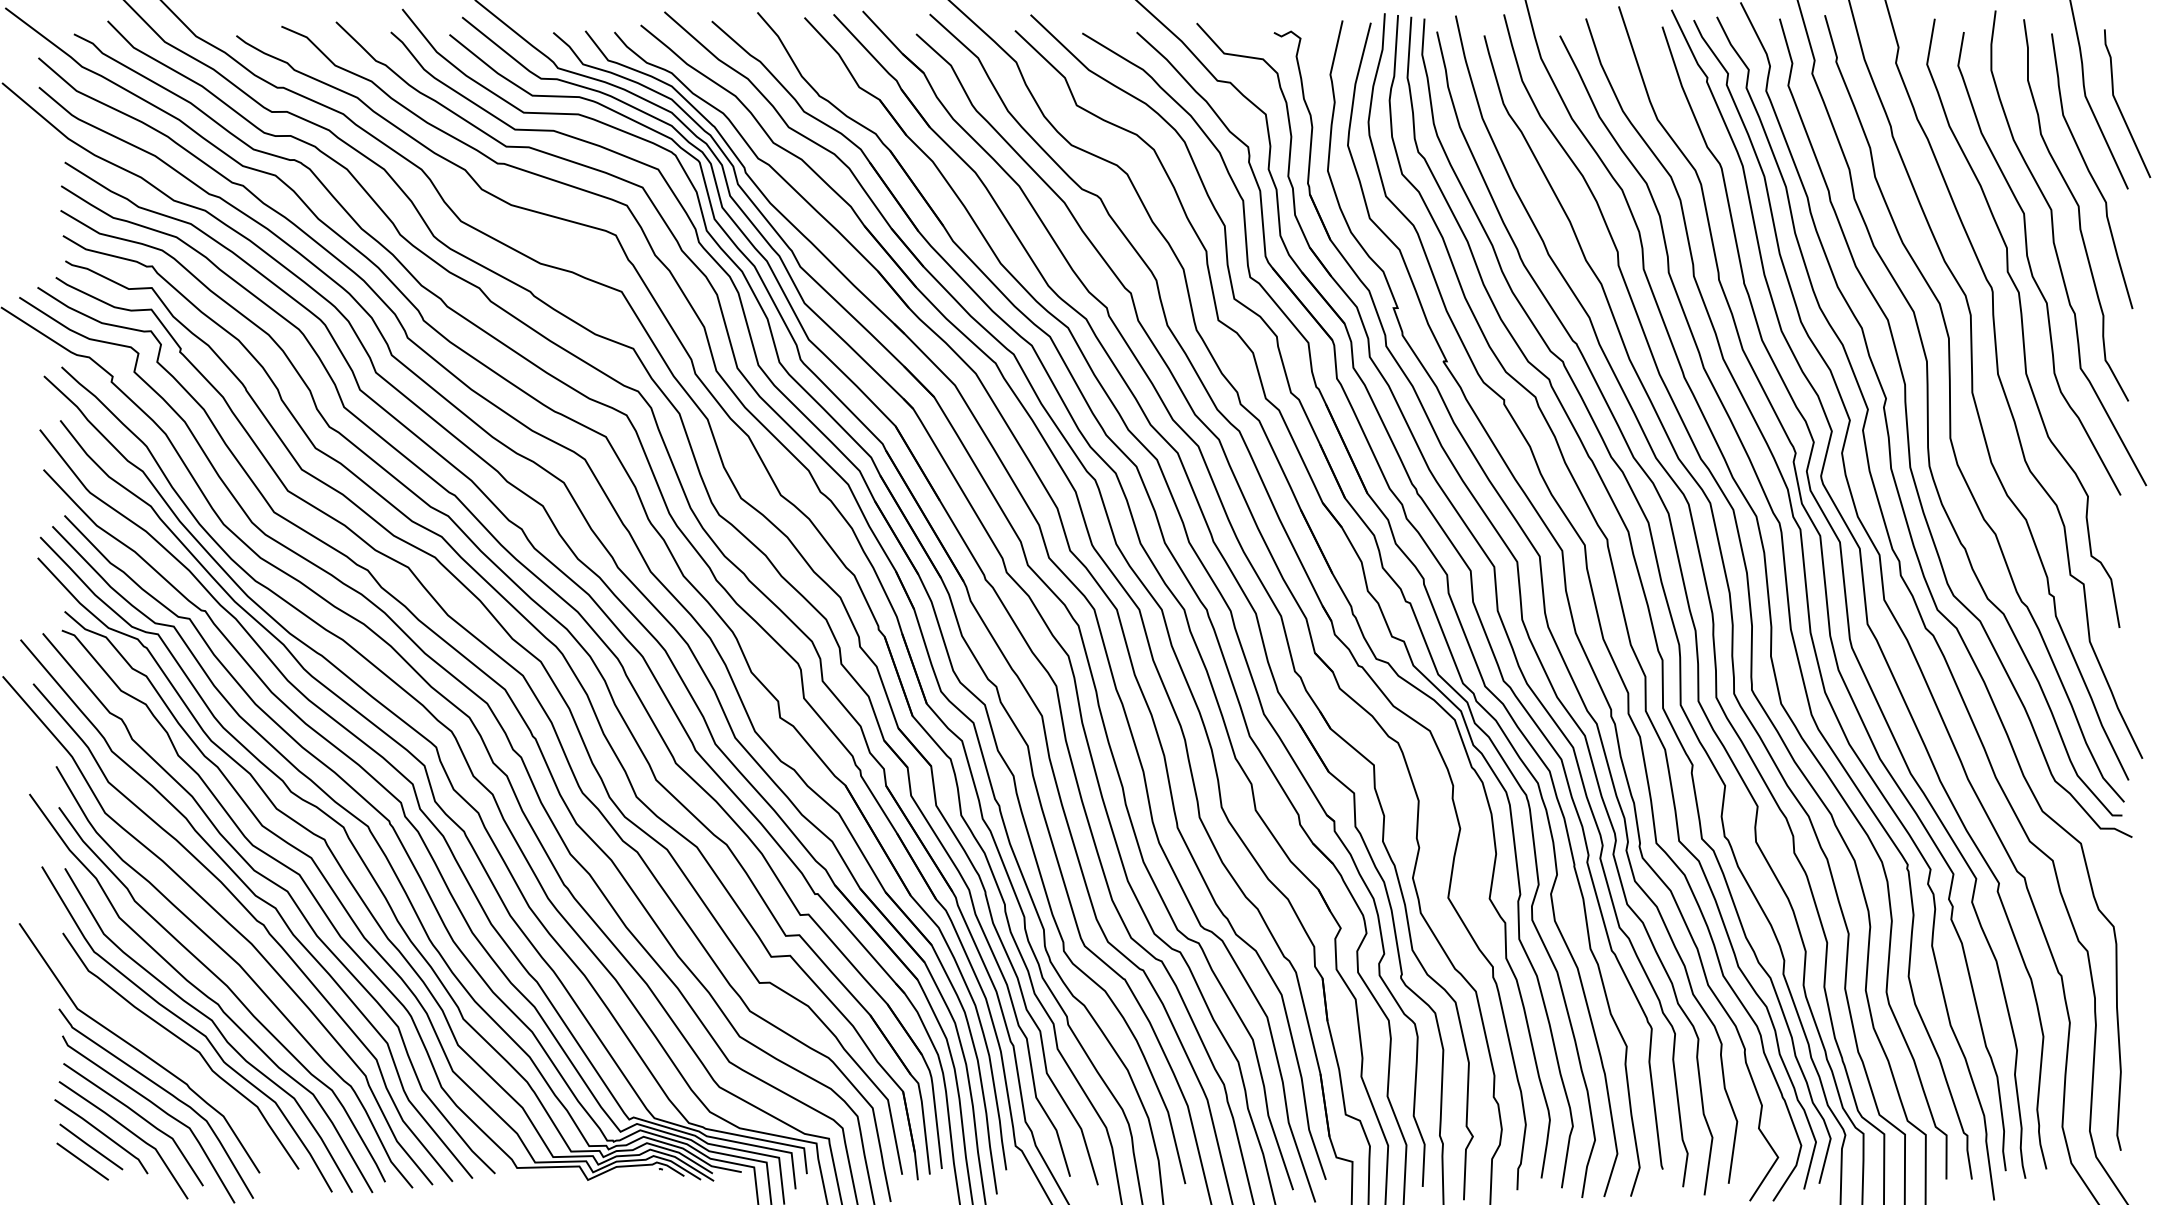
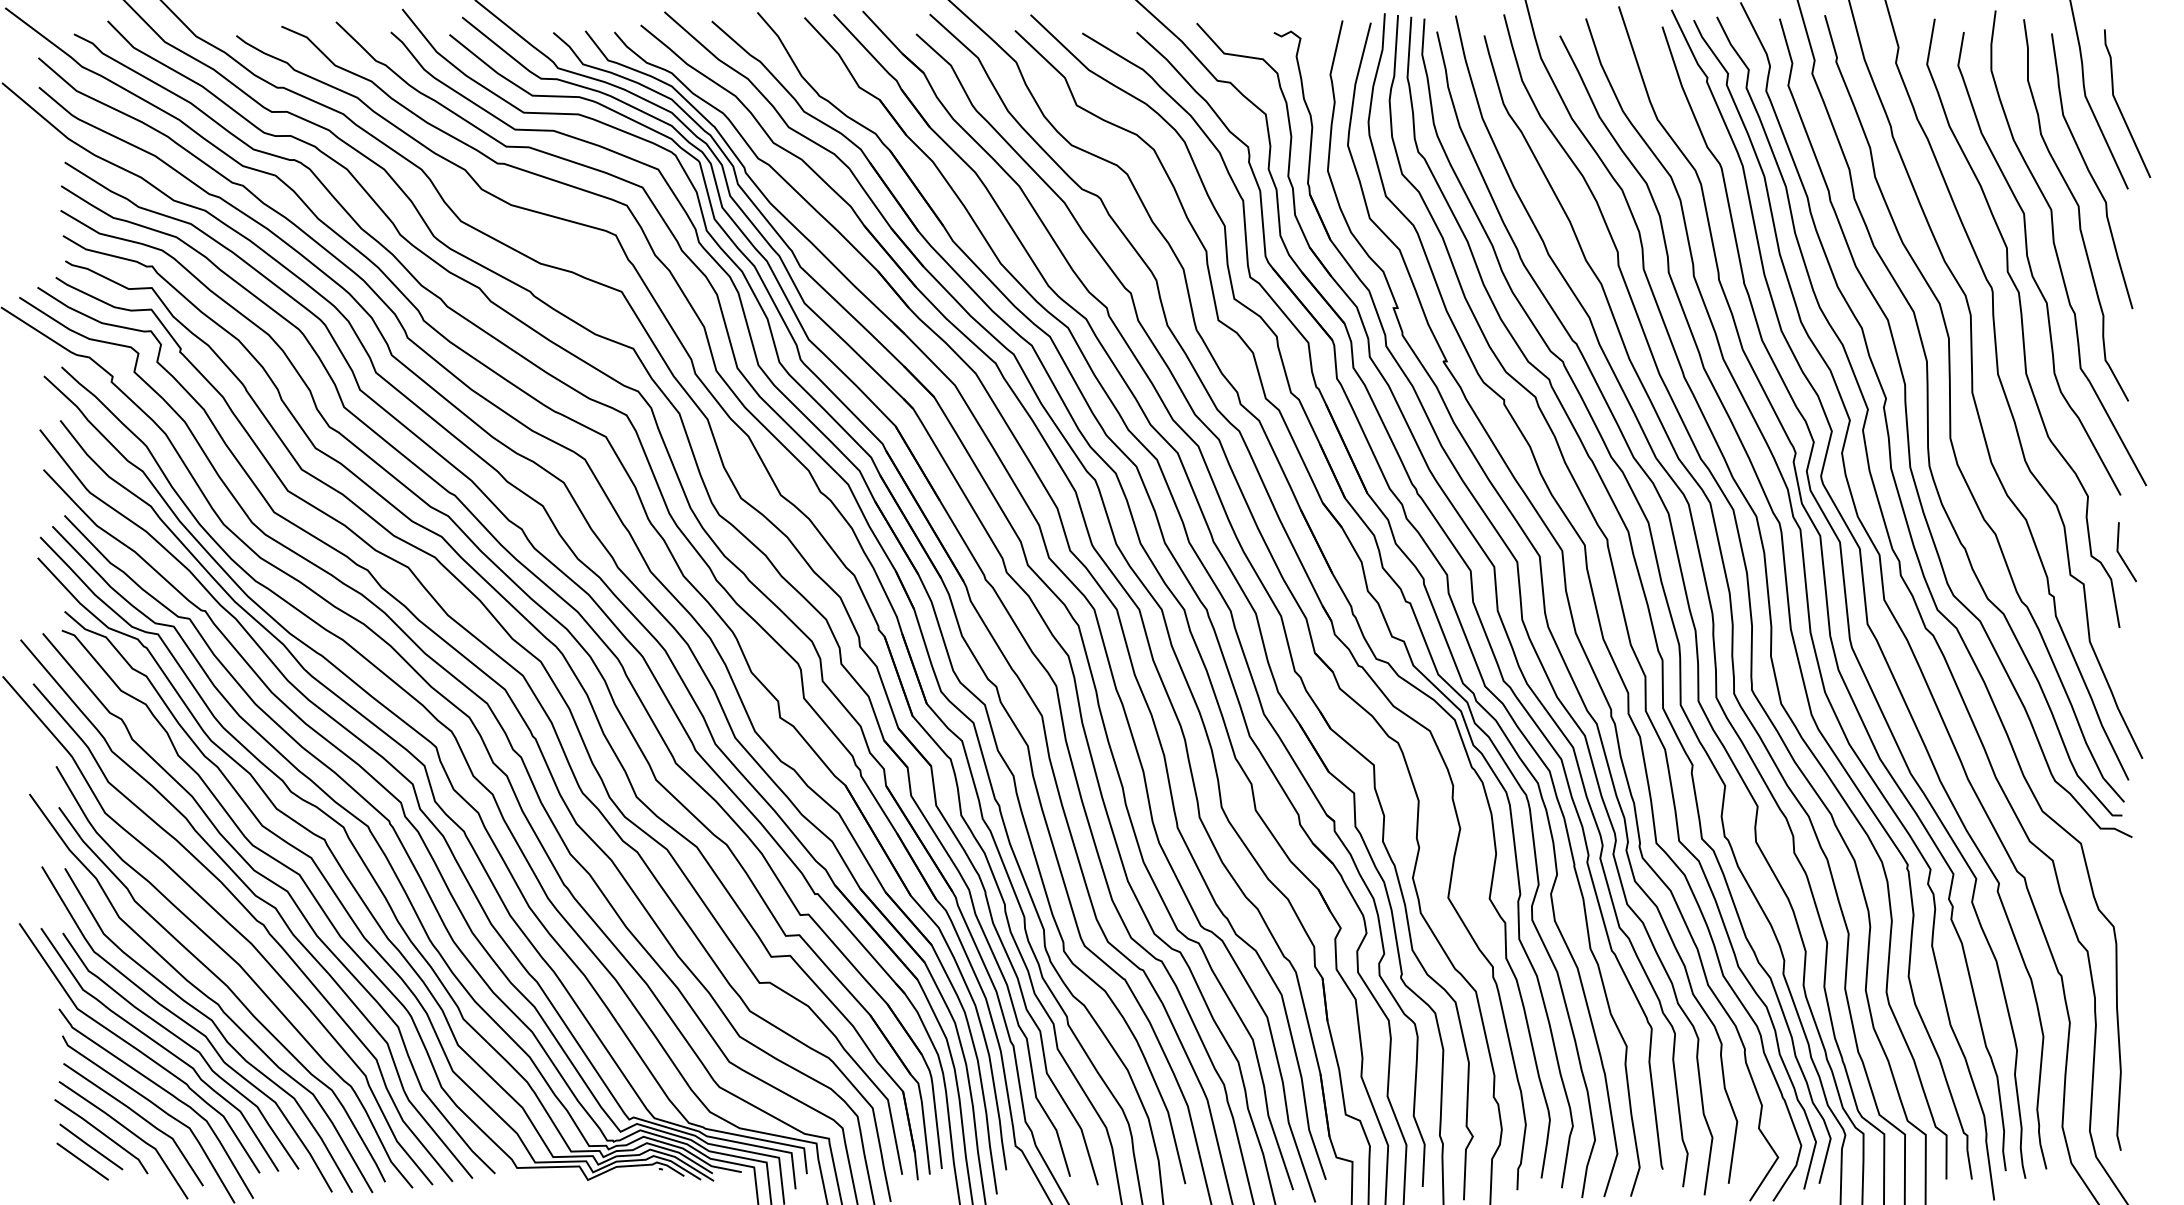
line: none -> present (2121, 555)
curve: none -> present (161, 1047)
